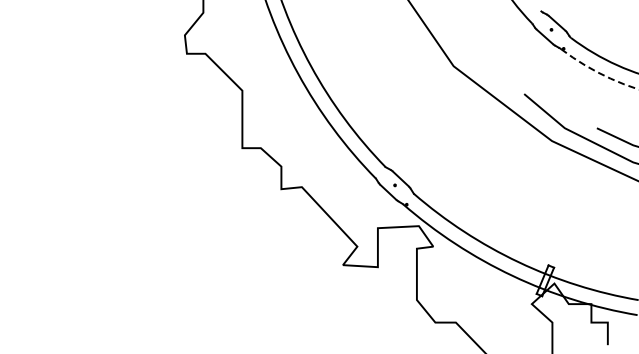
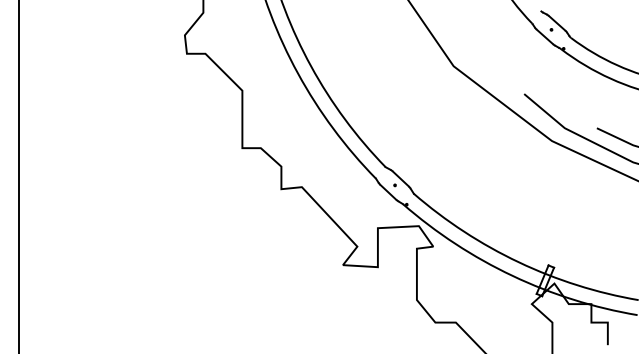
arc: dashed -> solid (598, 72)
line: none -> present (19, 176)
